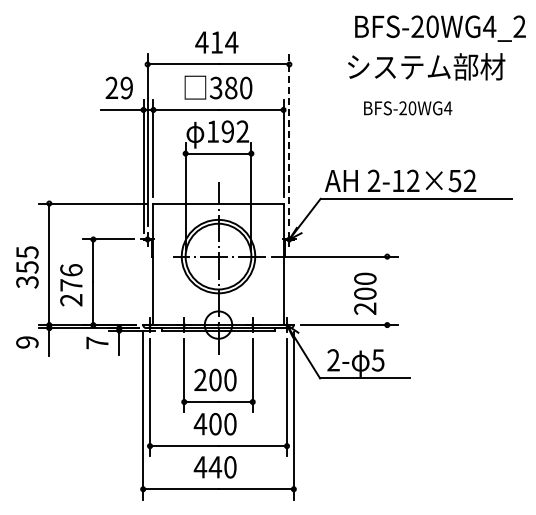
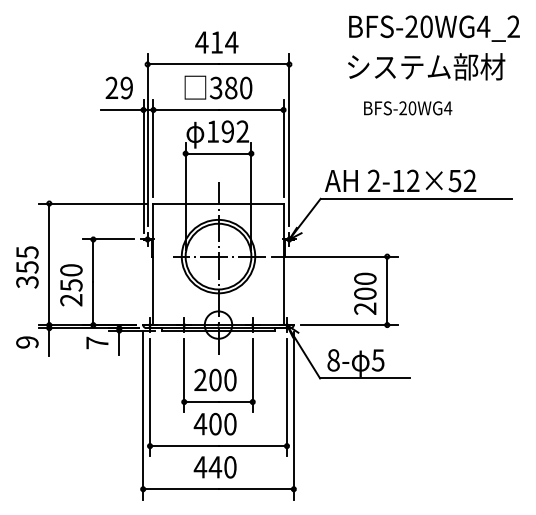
text position: (440, 28) -> (434, 28) (434, 28)
line: dashed -> solid (289, 140)
text: 276 -> 250 (71, 277)
line: none -> present (387, 290)
text: 2- -> 8- (333, 360)
